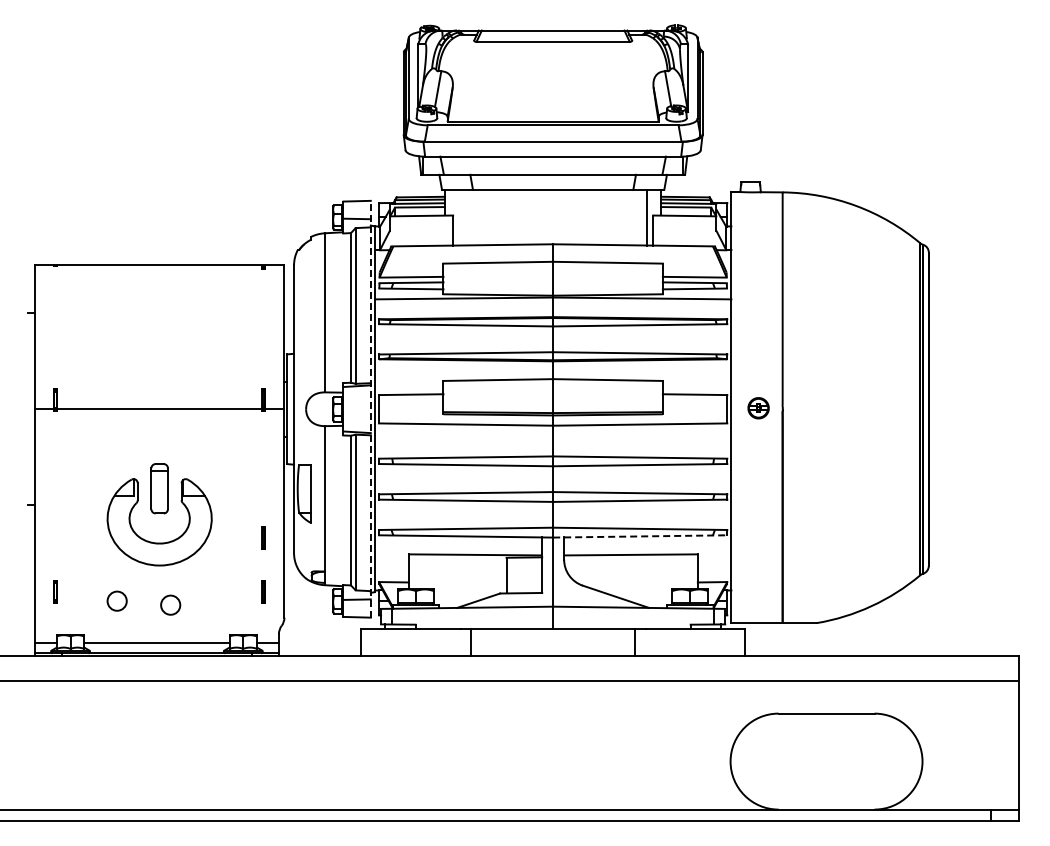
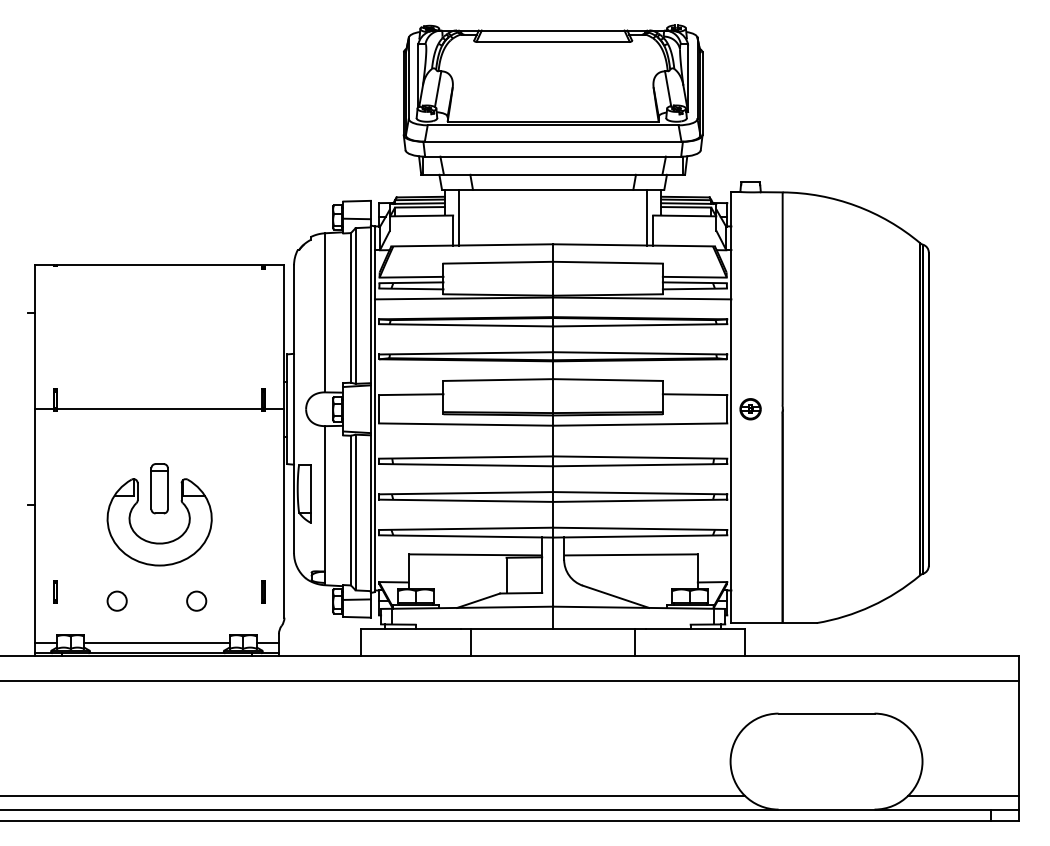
line: none -> present (459, 217)
line: dashed -> solid (370, 408)
part position: (758, 408) -> (750, 409) (750, 409)
line: dashed -> solid (640, 536)
line: present -> none (263, 537)
circle position: (170, 604) -> (196, 600) (196, 600)
line: none -> present (373, 795)
line: none -> present (963, 795)
